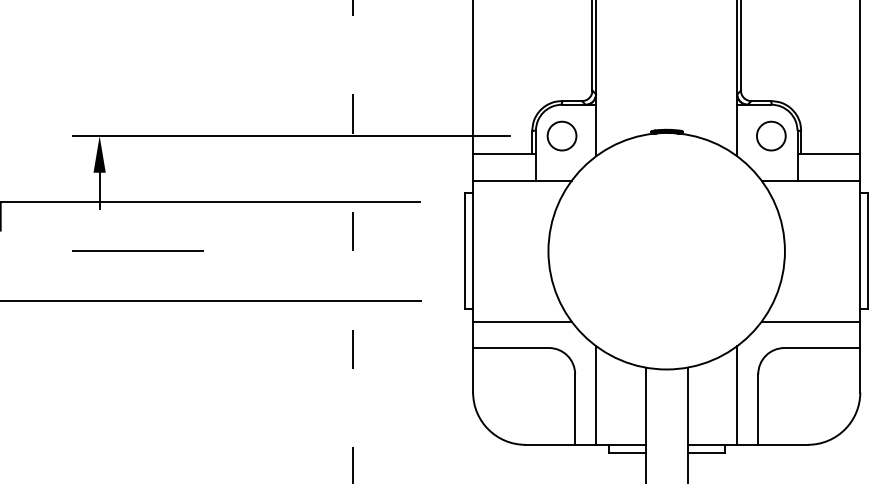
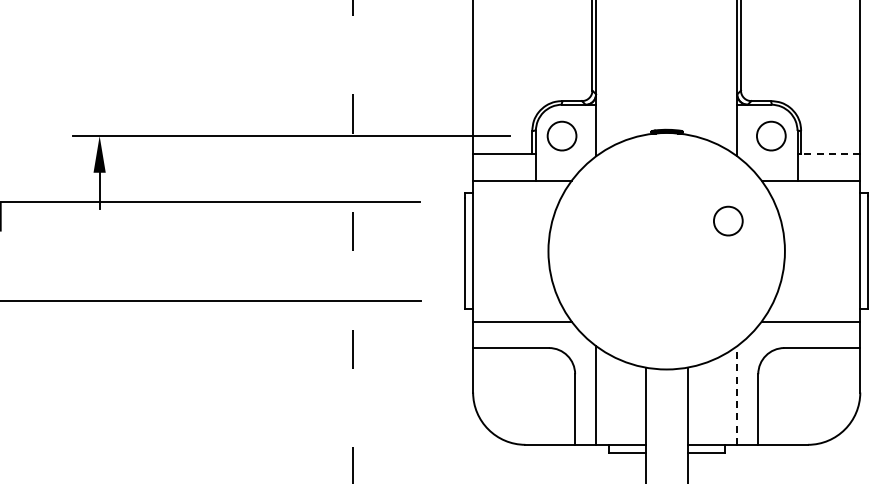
line: solid -> dashed (830, 154)
part: none -> present (728, 220)
line: present -> none (138, 251)
line: solid -> dashed (737, 394)
